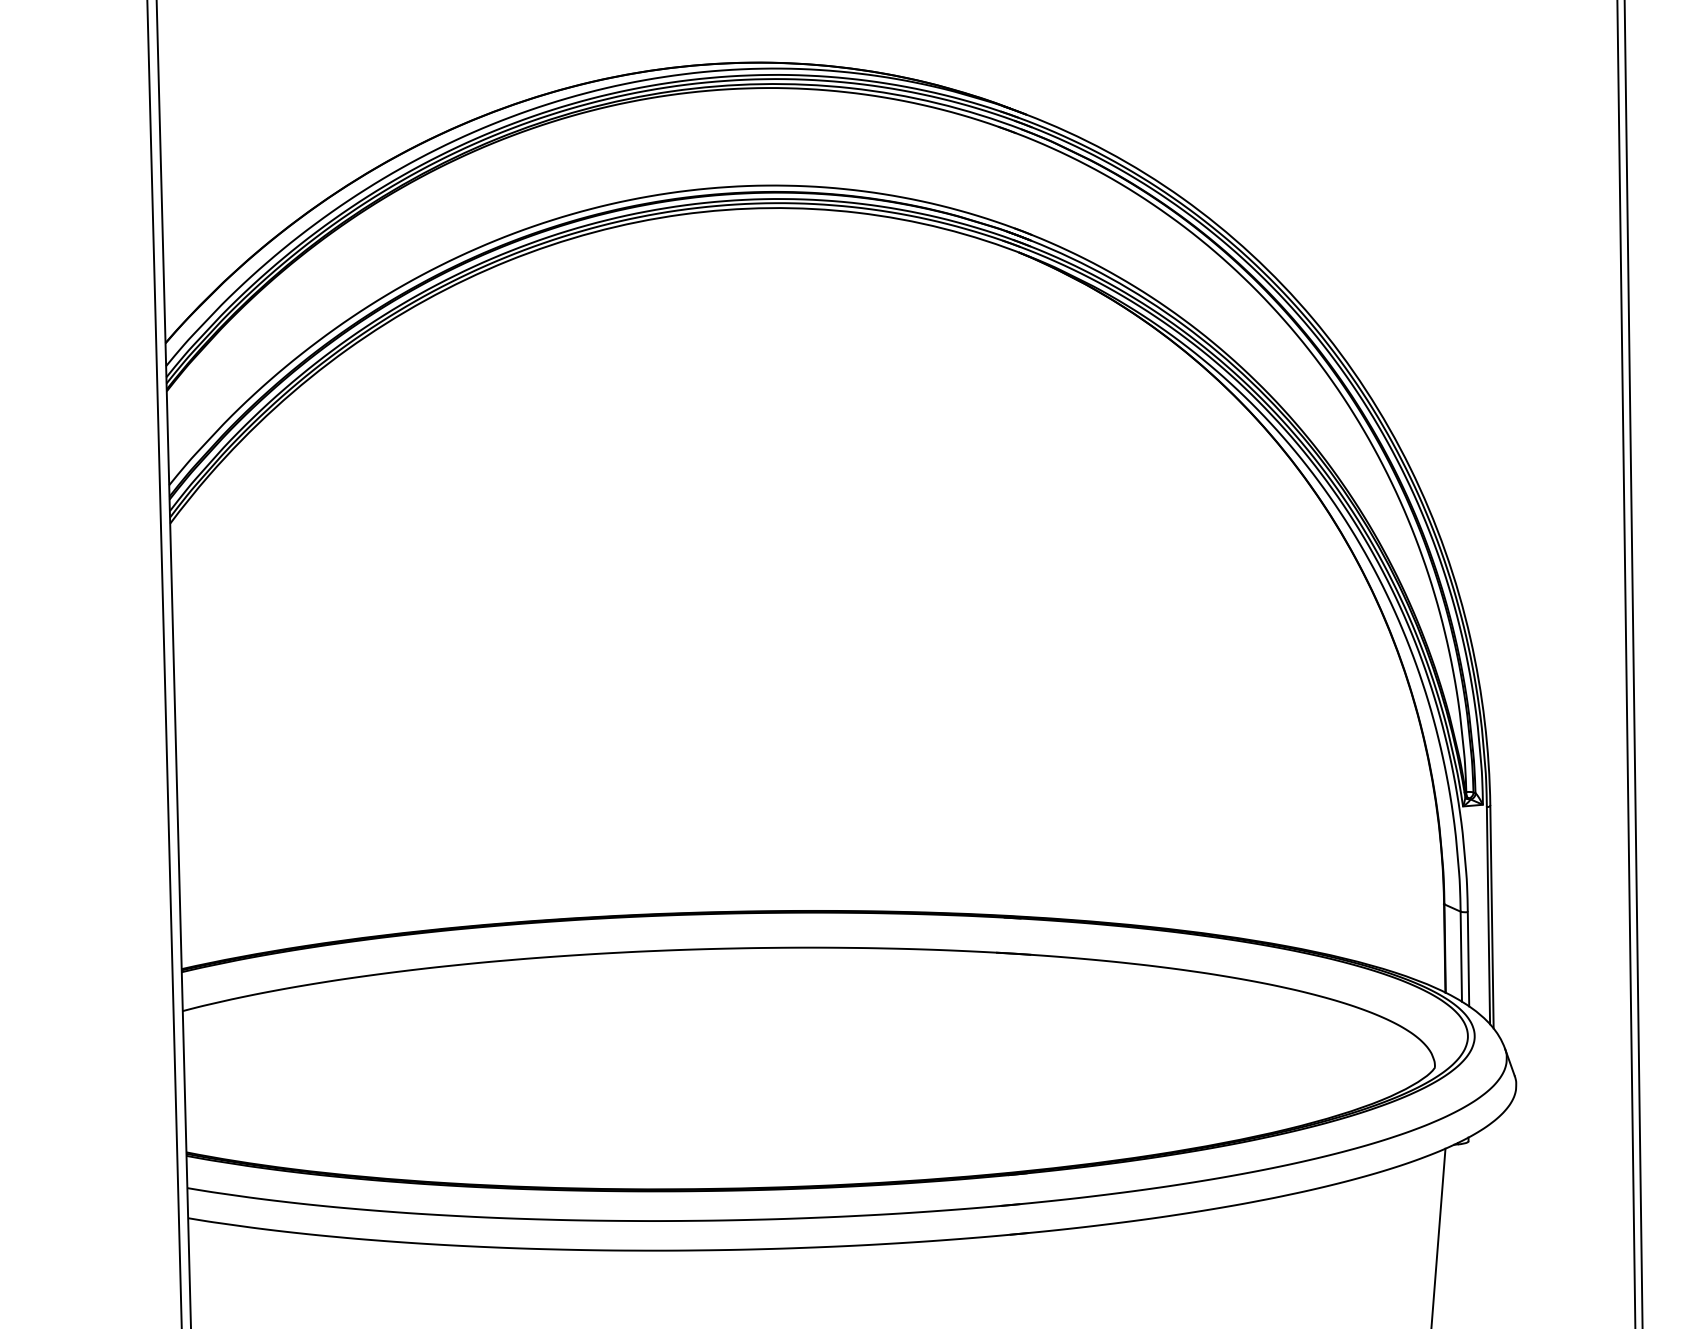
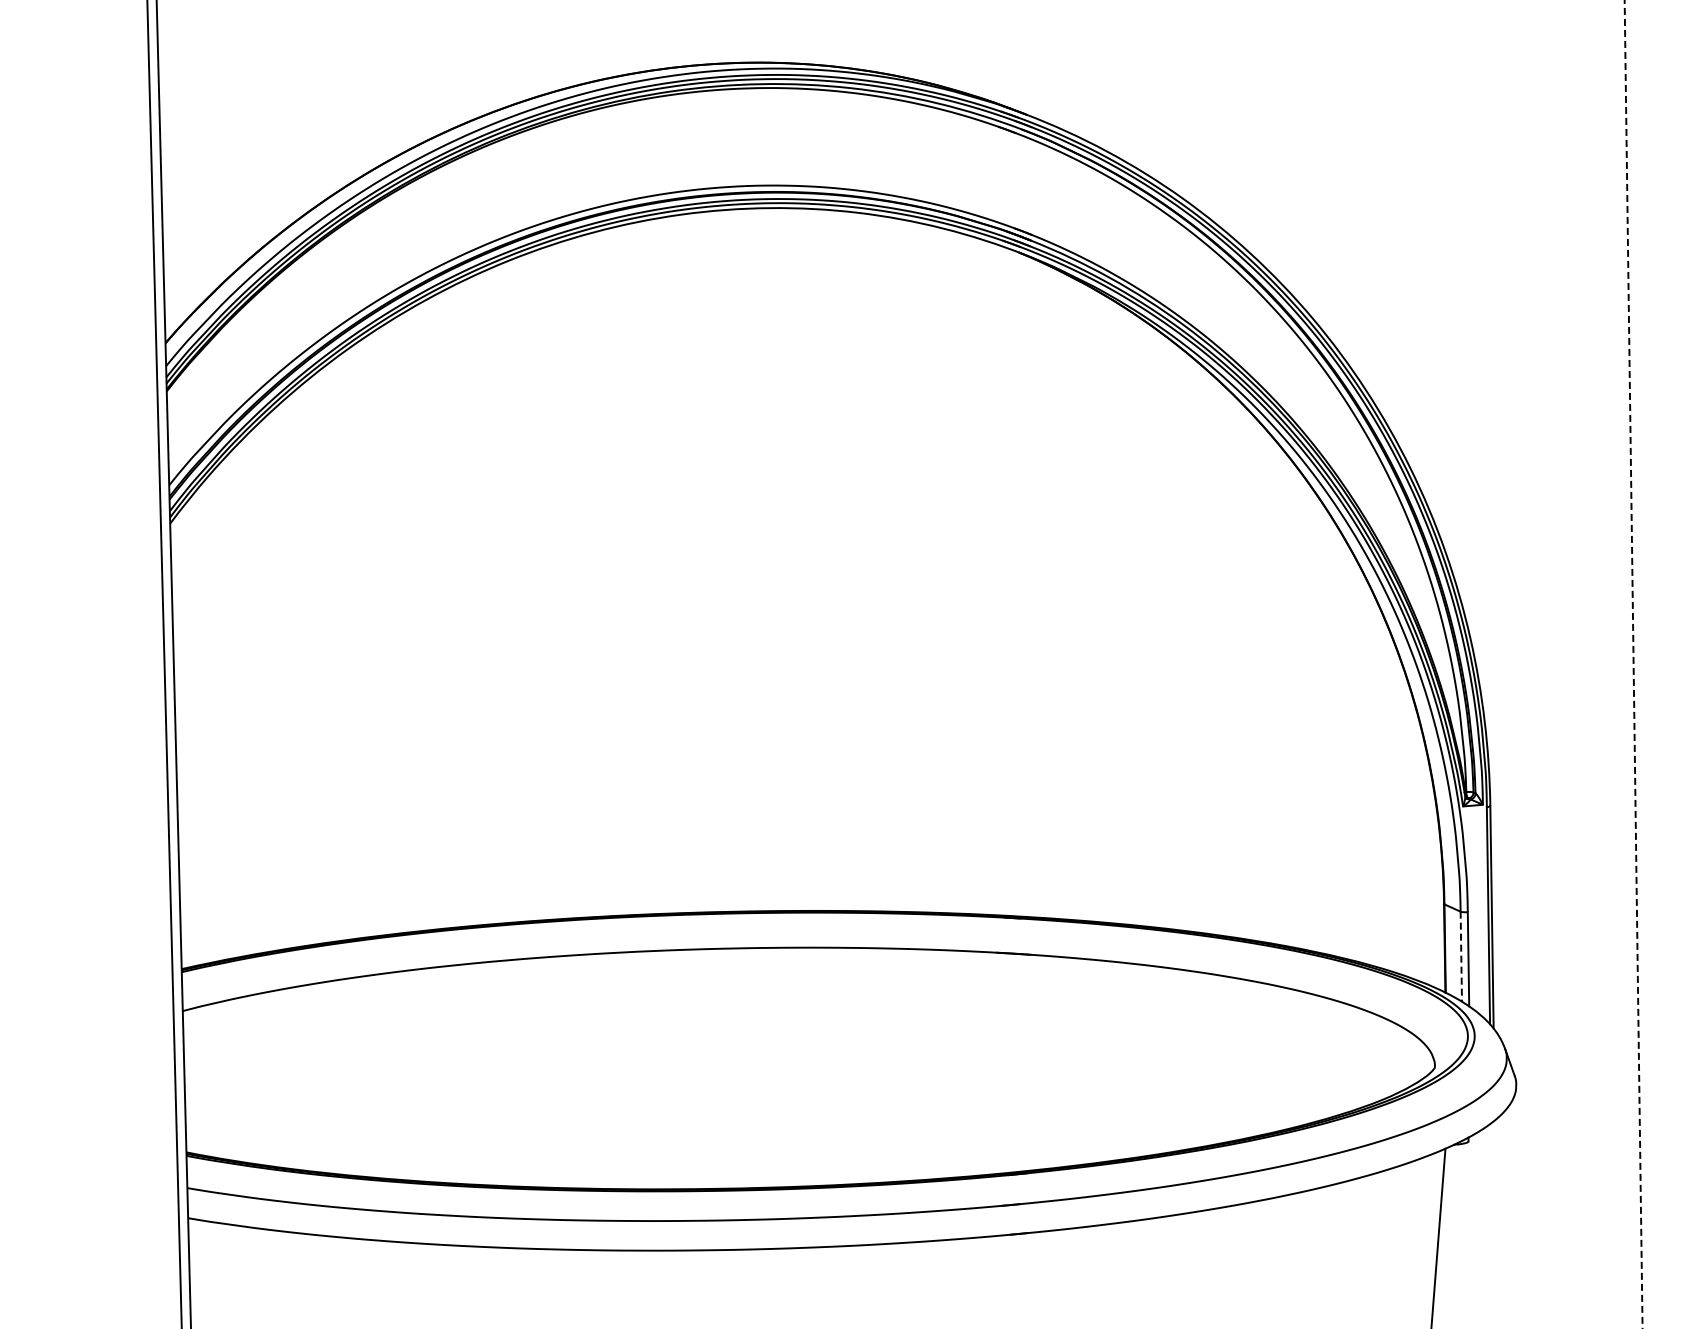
line: present -> none (1626, 663)
line: solid -> dashed (1633, 664)
line: solid -> dashed (1461, 957)
